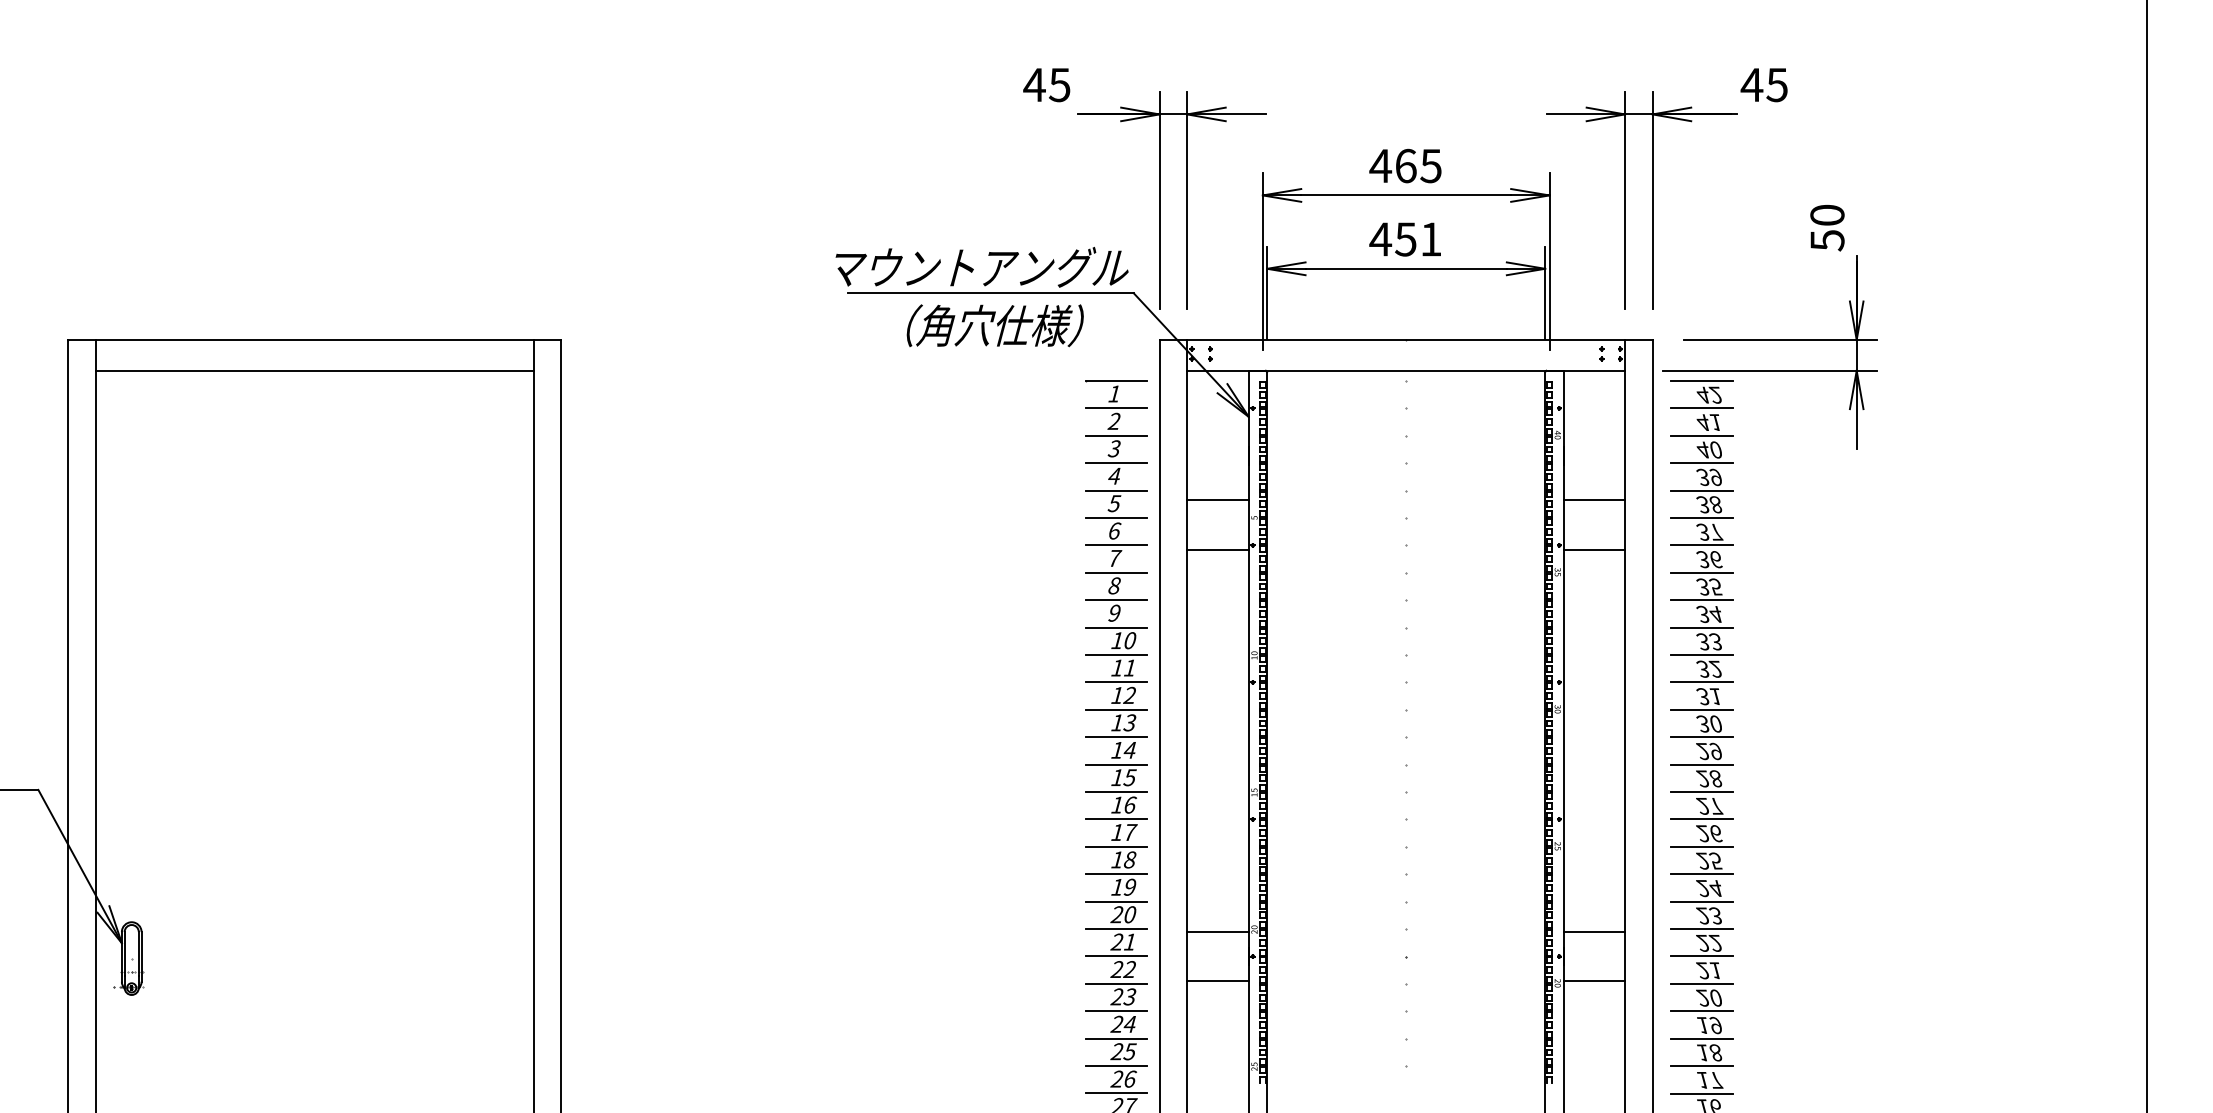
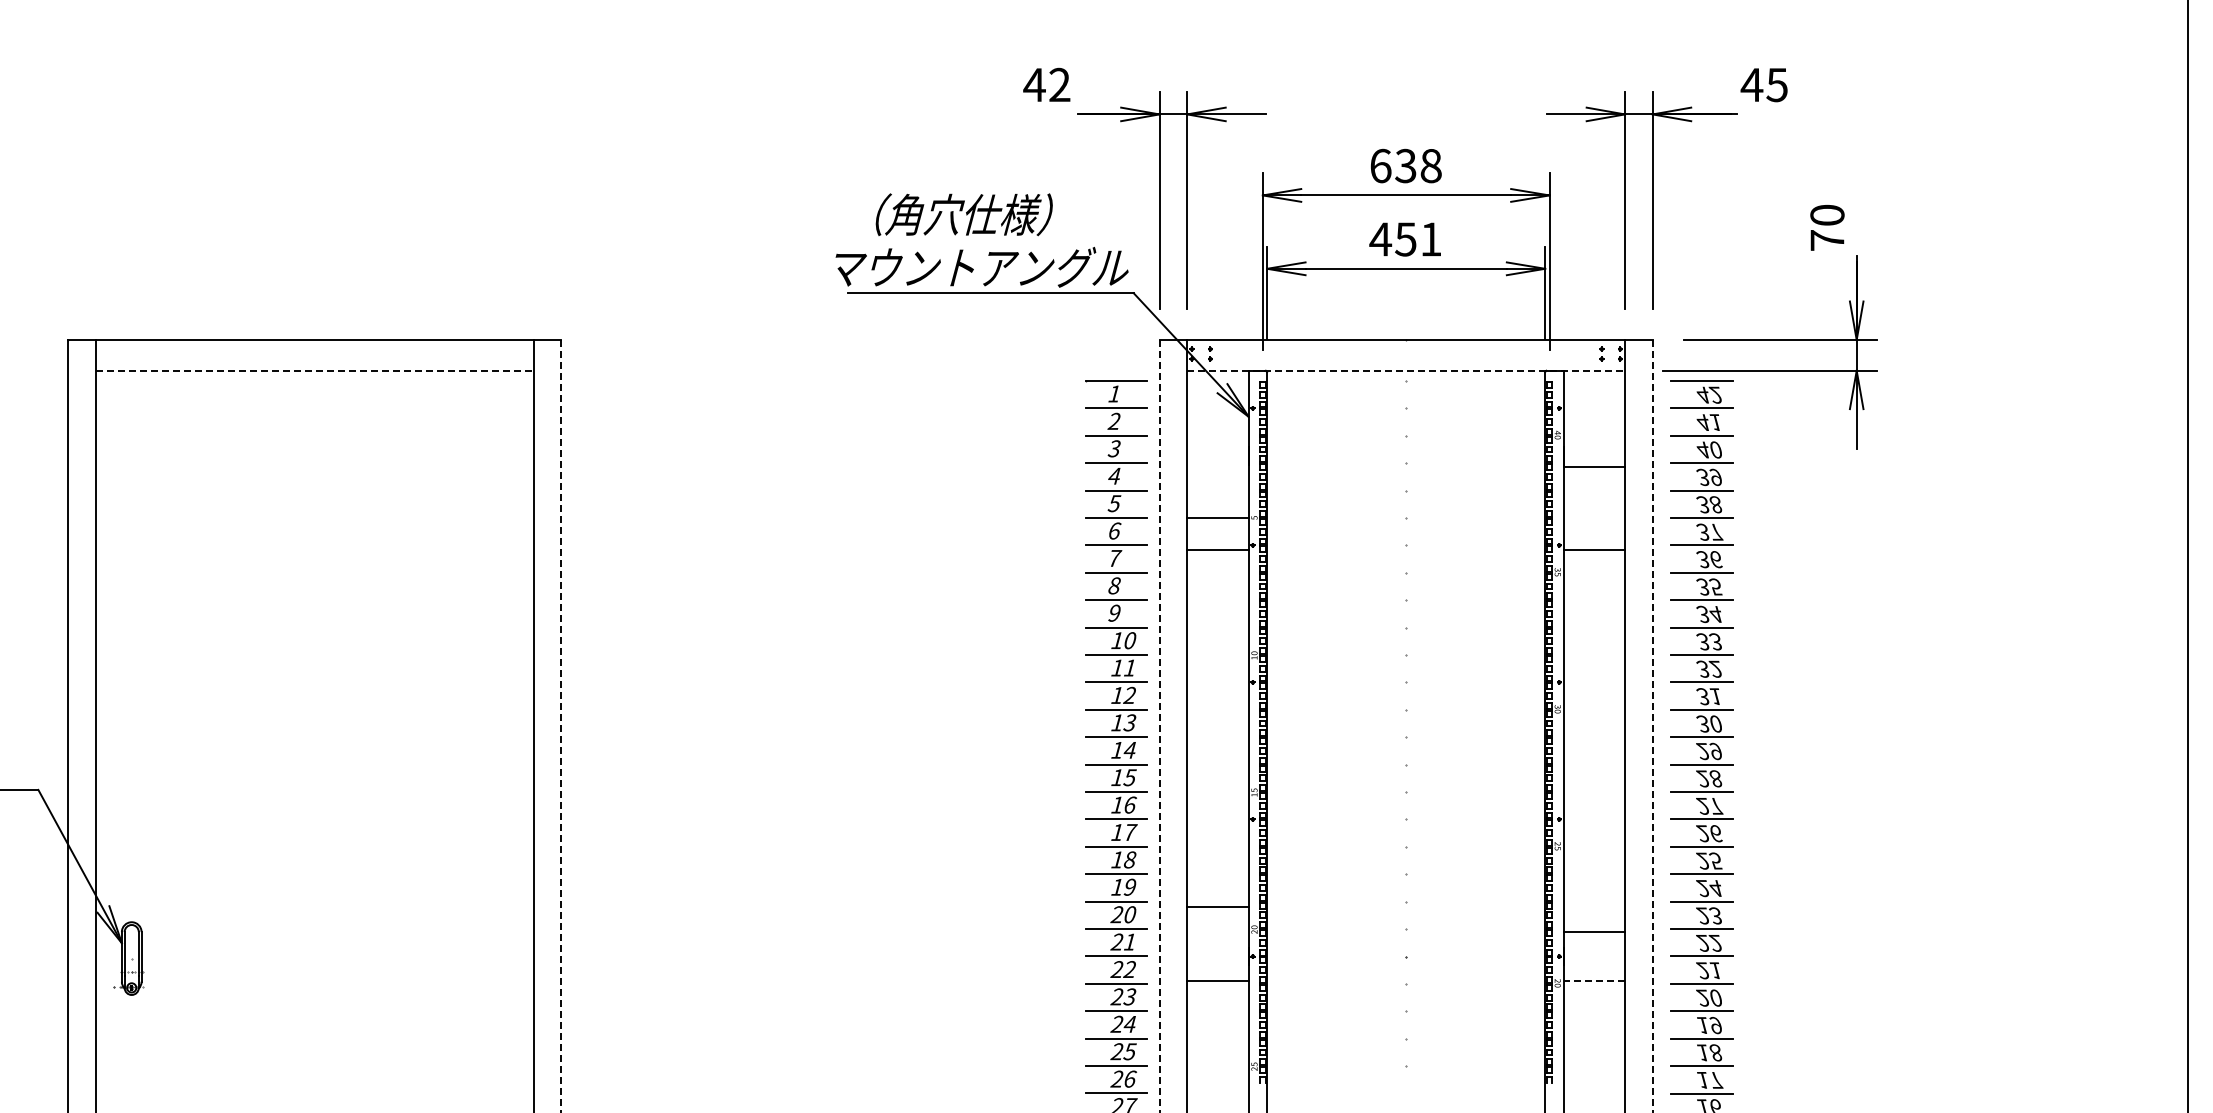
text: 45 -> 42 (1059, 84)
text: 465 -> 638 (1405, 165)
text: 50 -> 70 (1827, 240)
text position: (994, 325) -> (963, 214) (963, 214)
line: solid -> dashed (314, 370)
line: solid -> dashed (1406, 370)
line position: (1217, 500) -> (1217, 518) (1217, 518)
line position: (1594, 500) -> (1594, 467) (1594, 467)
line position: (2146, 555) -> (2187, 555) (2187, 555)
line: solid -> dashed (561, 726)
line: solid -> dashed (1159, 726)
line: solid -> dashed (1652, 726)
line position: (1217, 931) -> (1217, 906) (1217, 906)
line: solid -> dashed (1594, 981)
